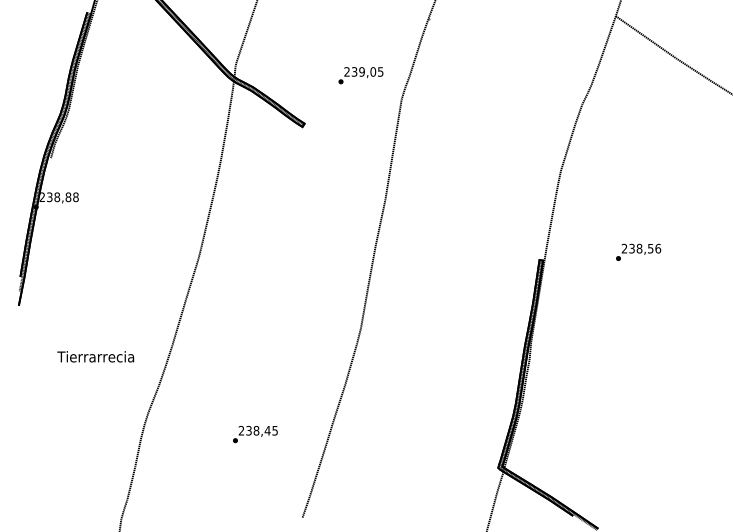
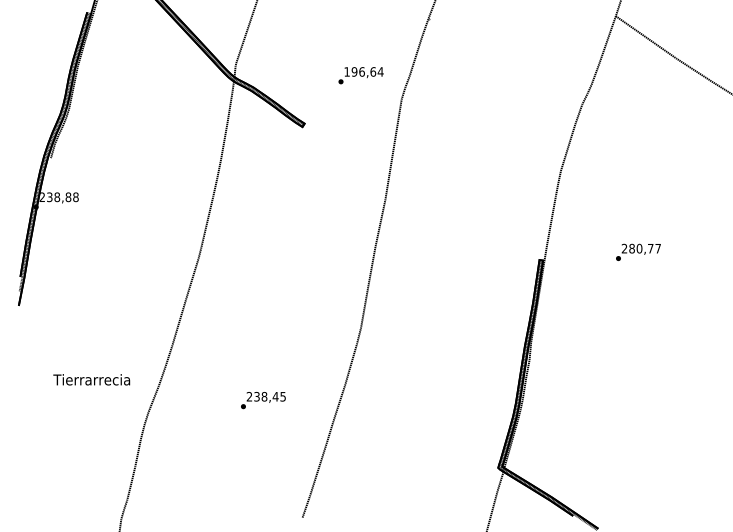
text: 239,05 -> 196,64 (363, 71)
text: 238,56 -> 280,77 (645, 248)
text position: (95, 356) -> (91, 379) (91, 379)
text position: (255, 434) -> (263, 400) (263, 400)
